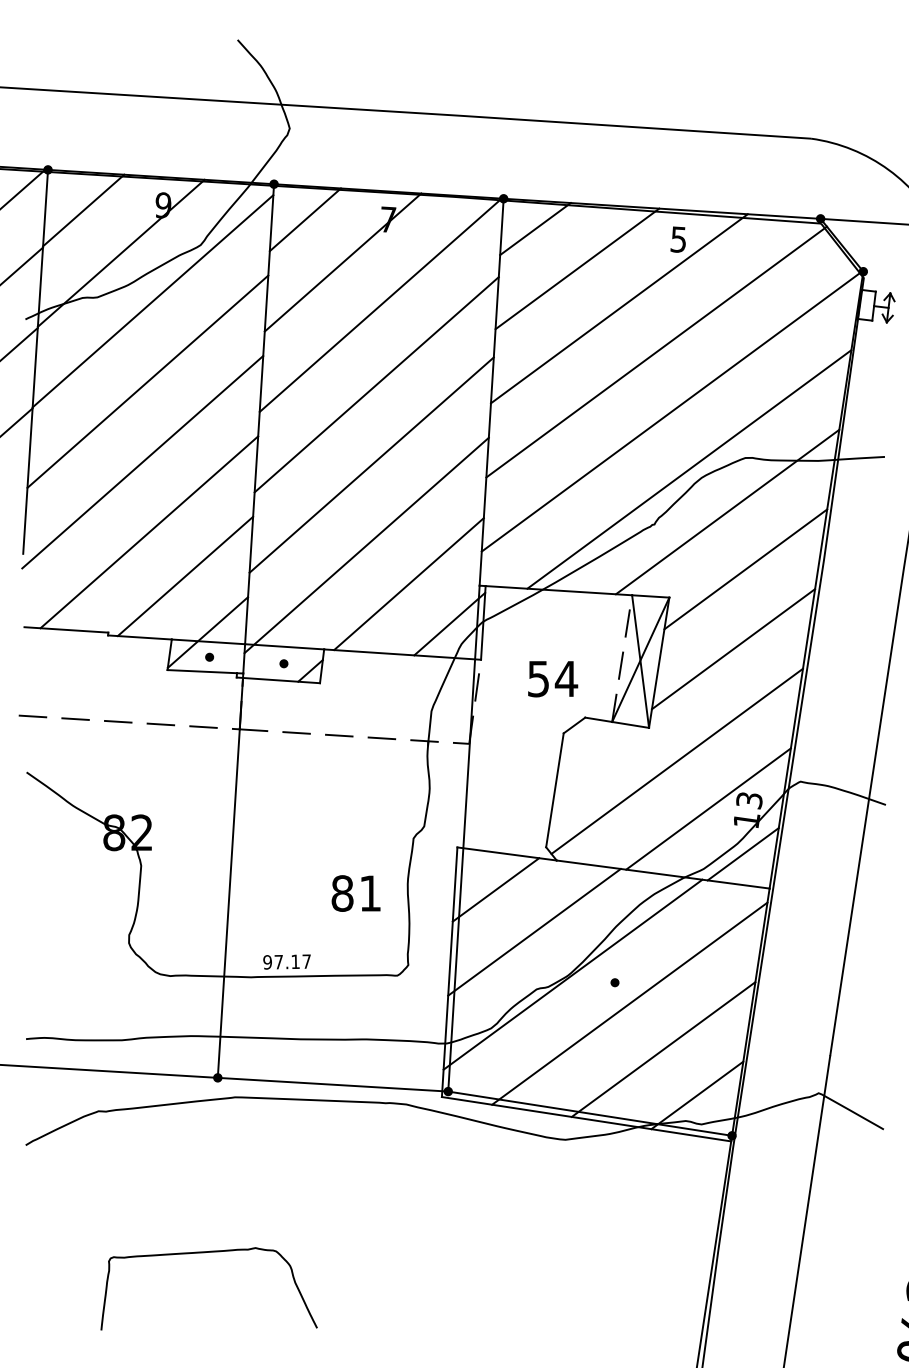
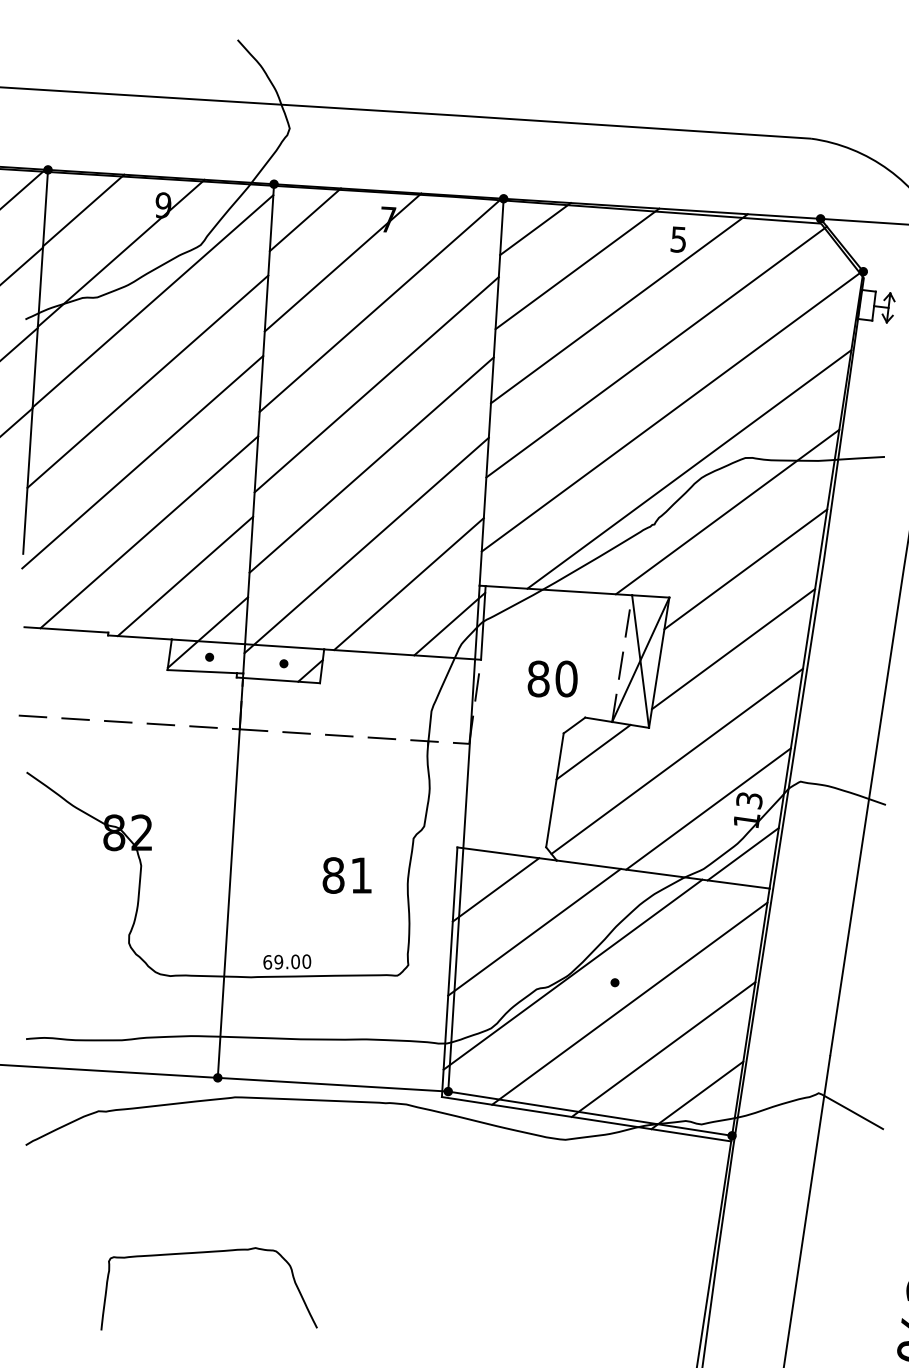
text: 54 -> 80 (552, 678)
line: none -> present (593, 751)
text position: (355, 893) -> (346, 875) (346, 875)
text: 97.17 -> 69.00 (287, 961)
